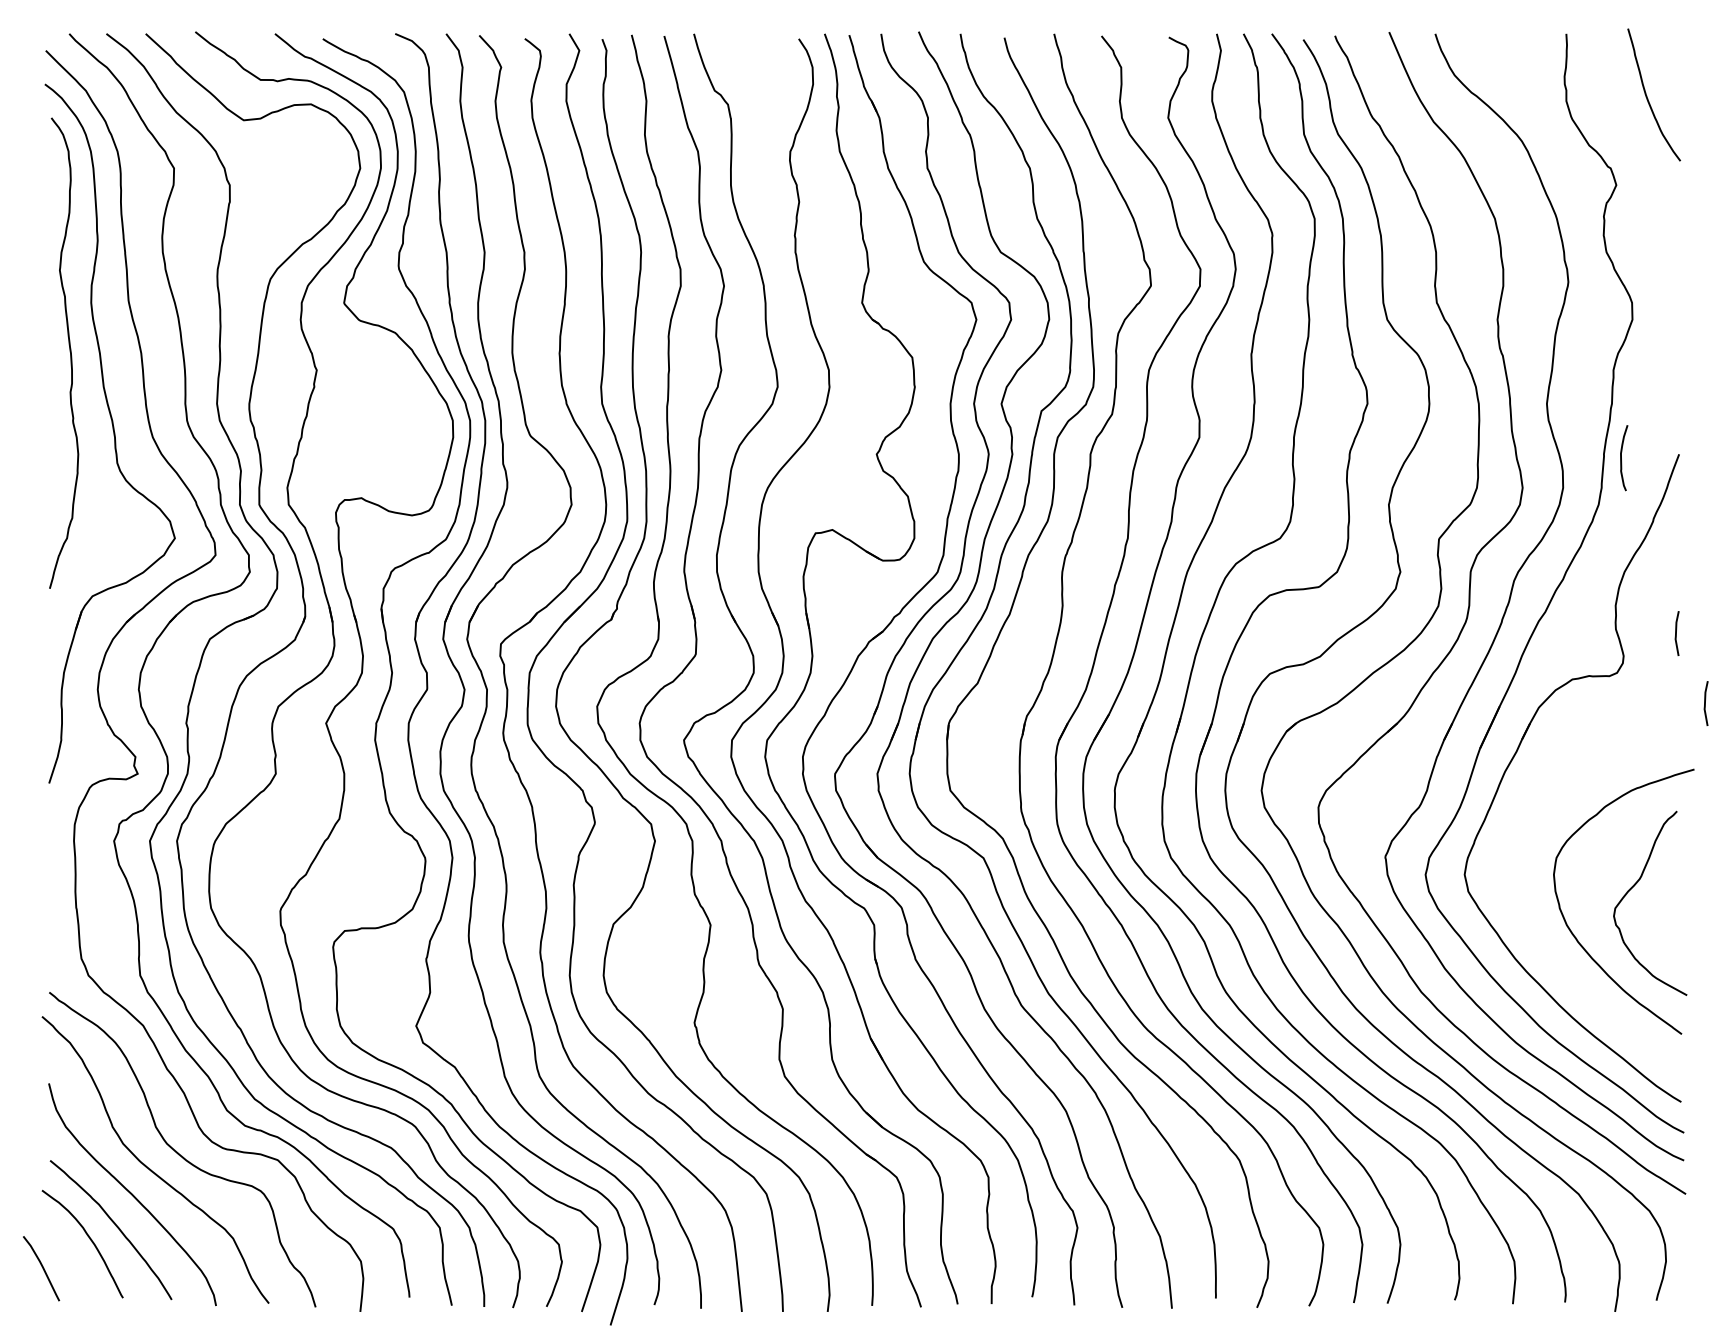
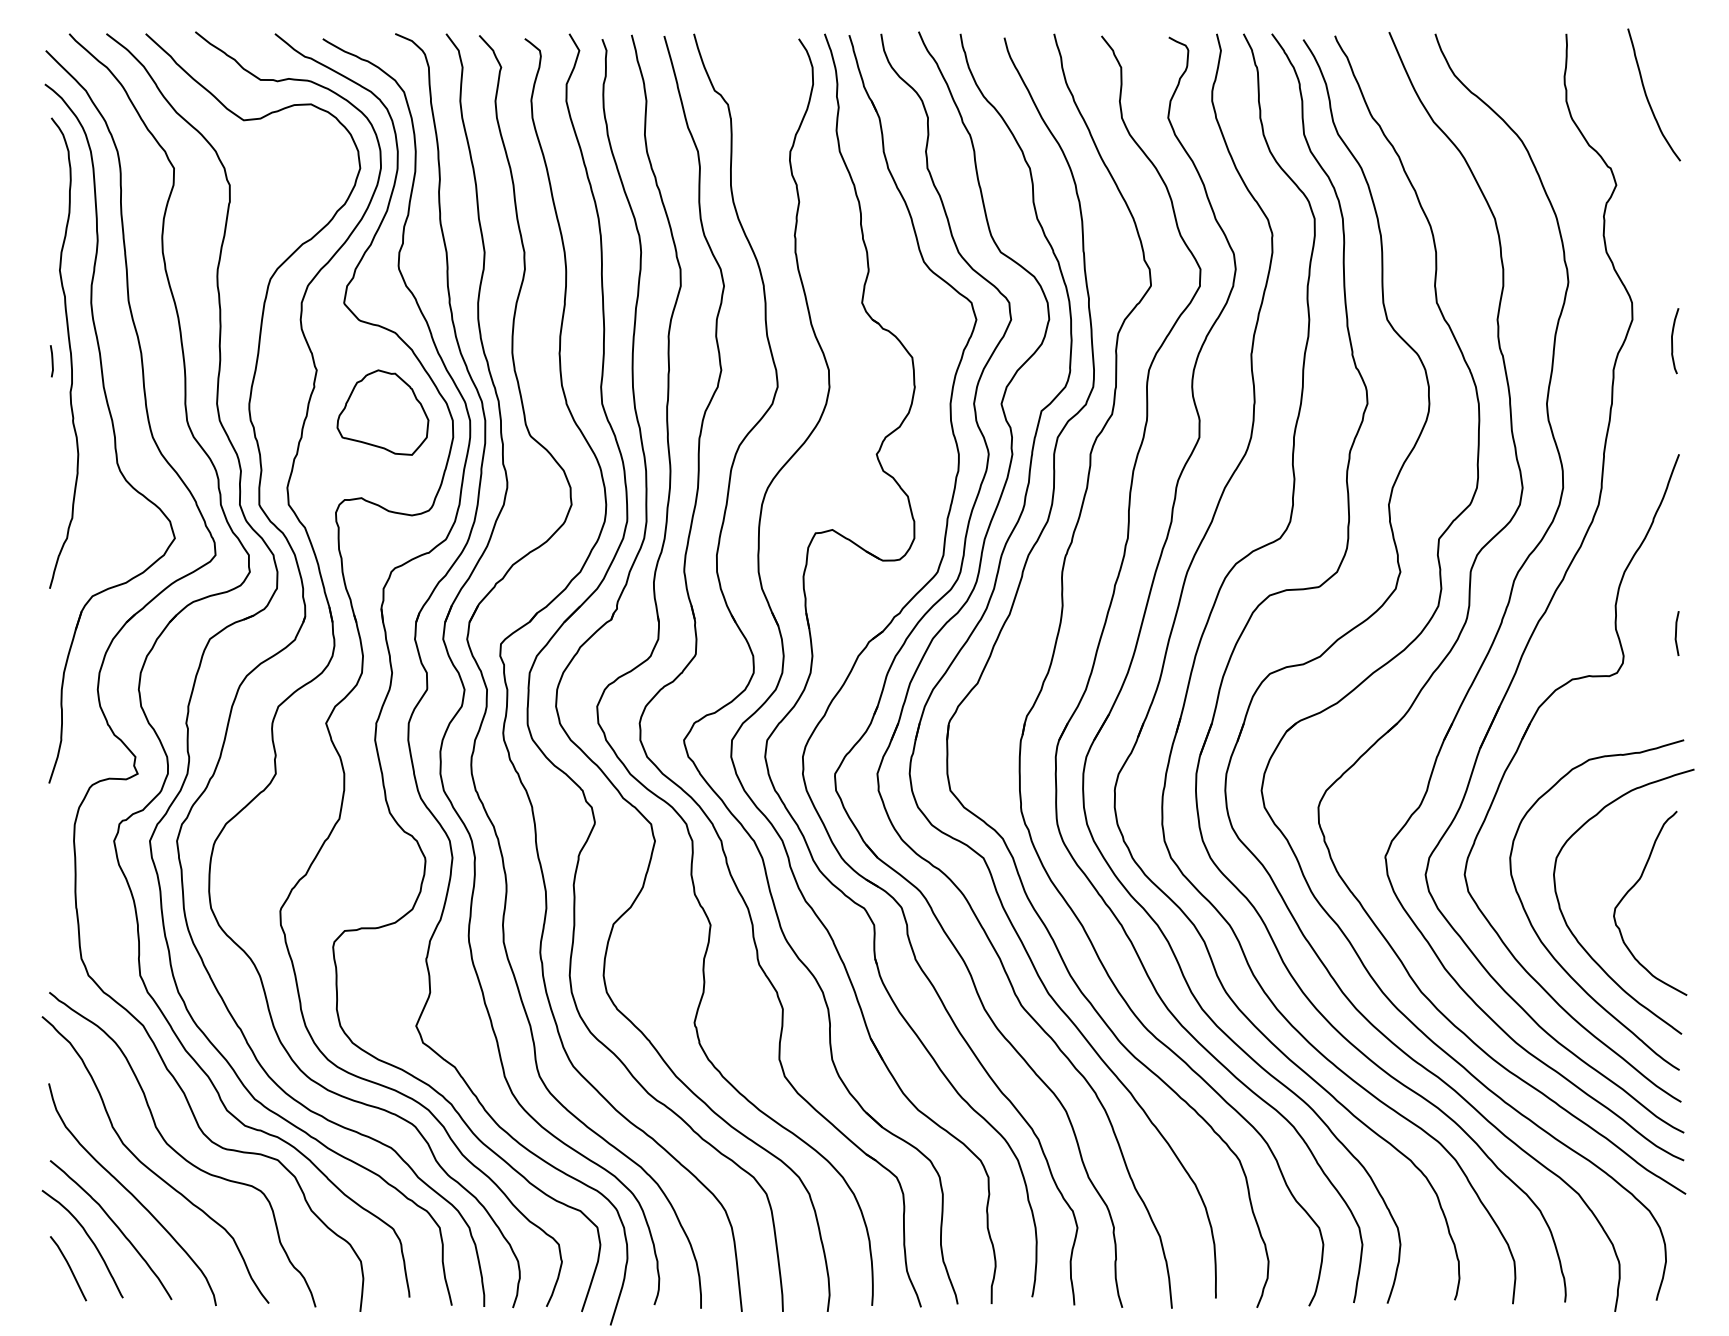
line: none -> present (51, 361)
part: none -> present (382, 412)
curve position: (1621, 458) -> (1672, 341) (1672, 341)
line: present -> none (1705, 703)
curve: none -> present (1546, 946)
curve position: (42, 1268) -> (69, 1268) (69, 1268)
